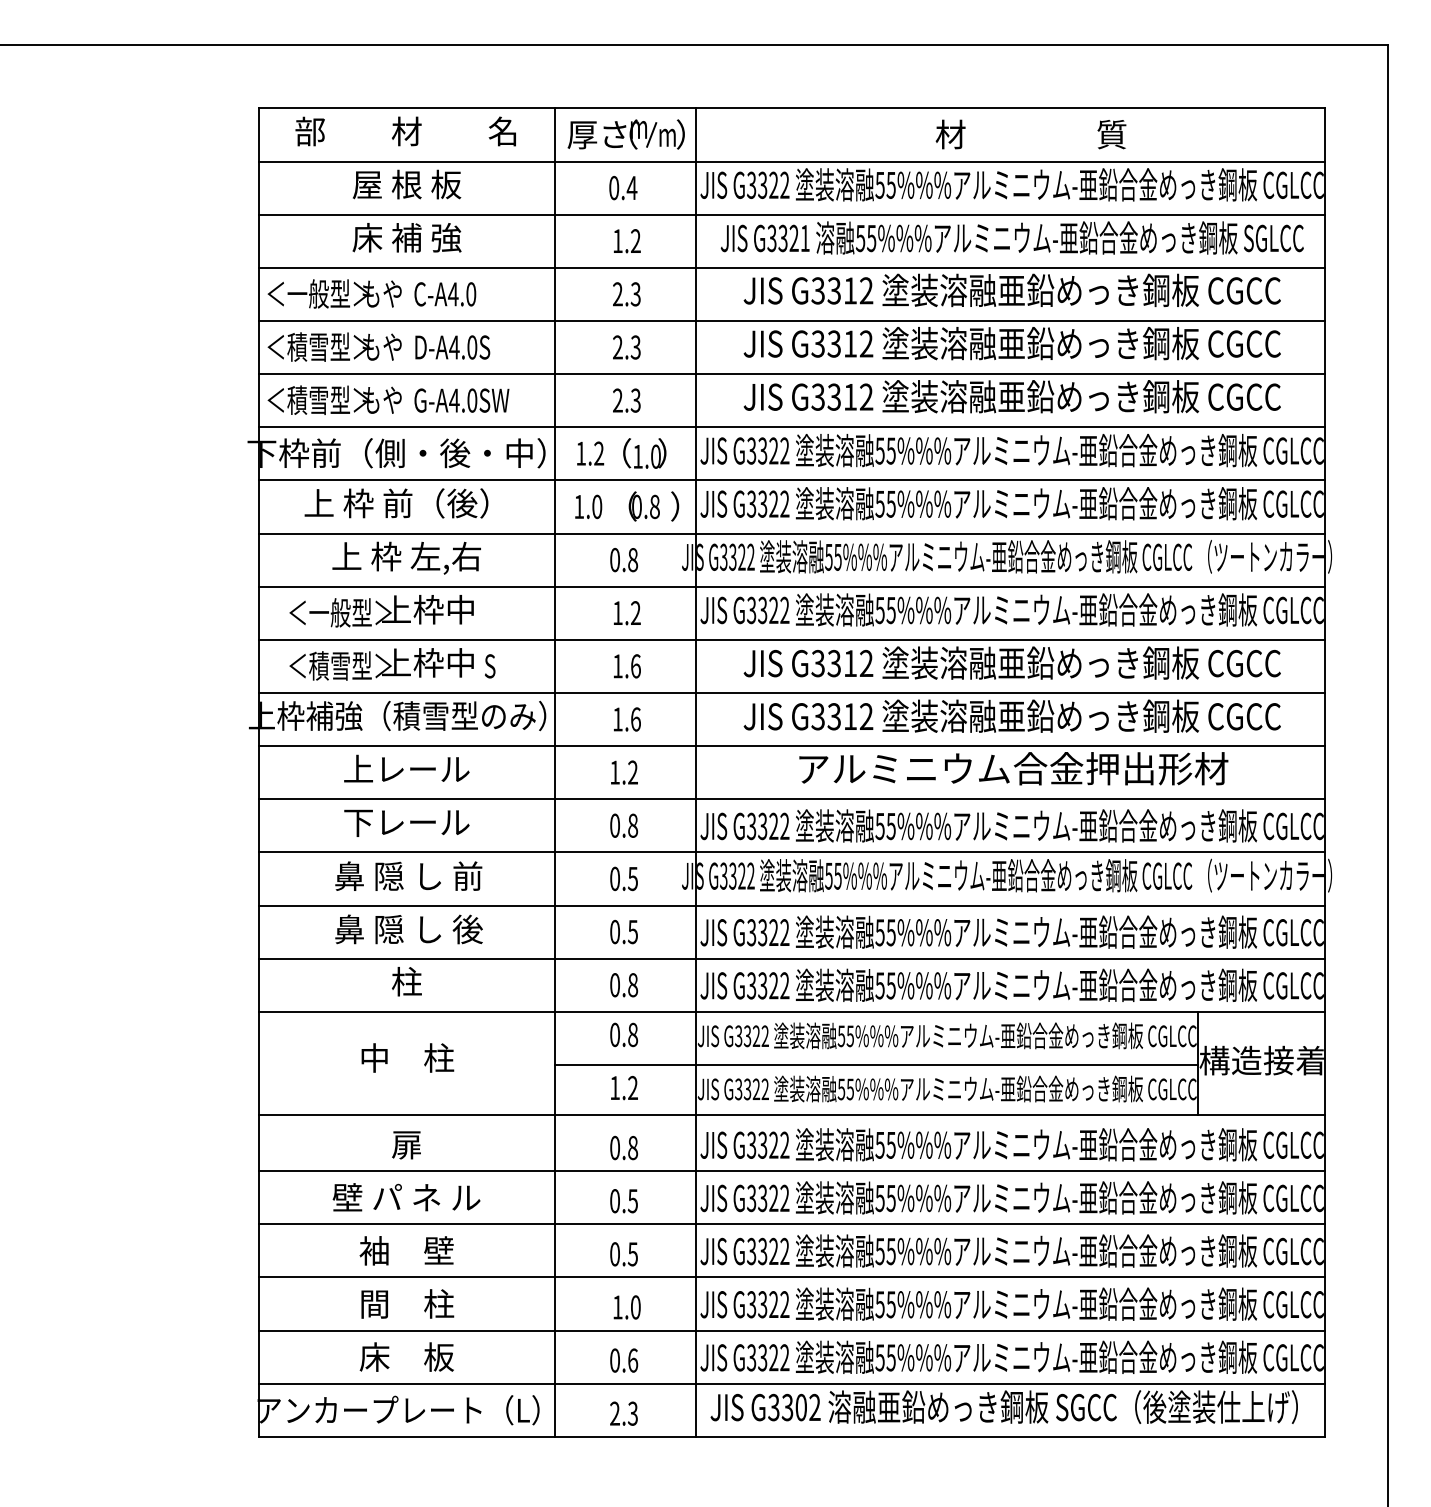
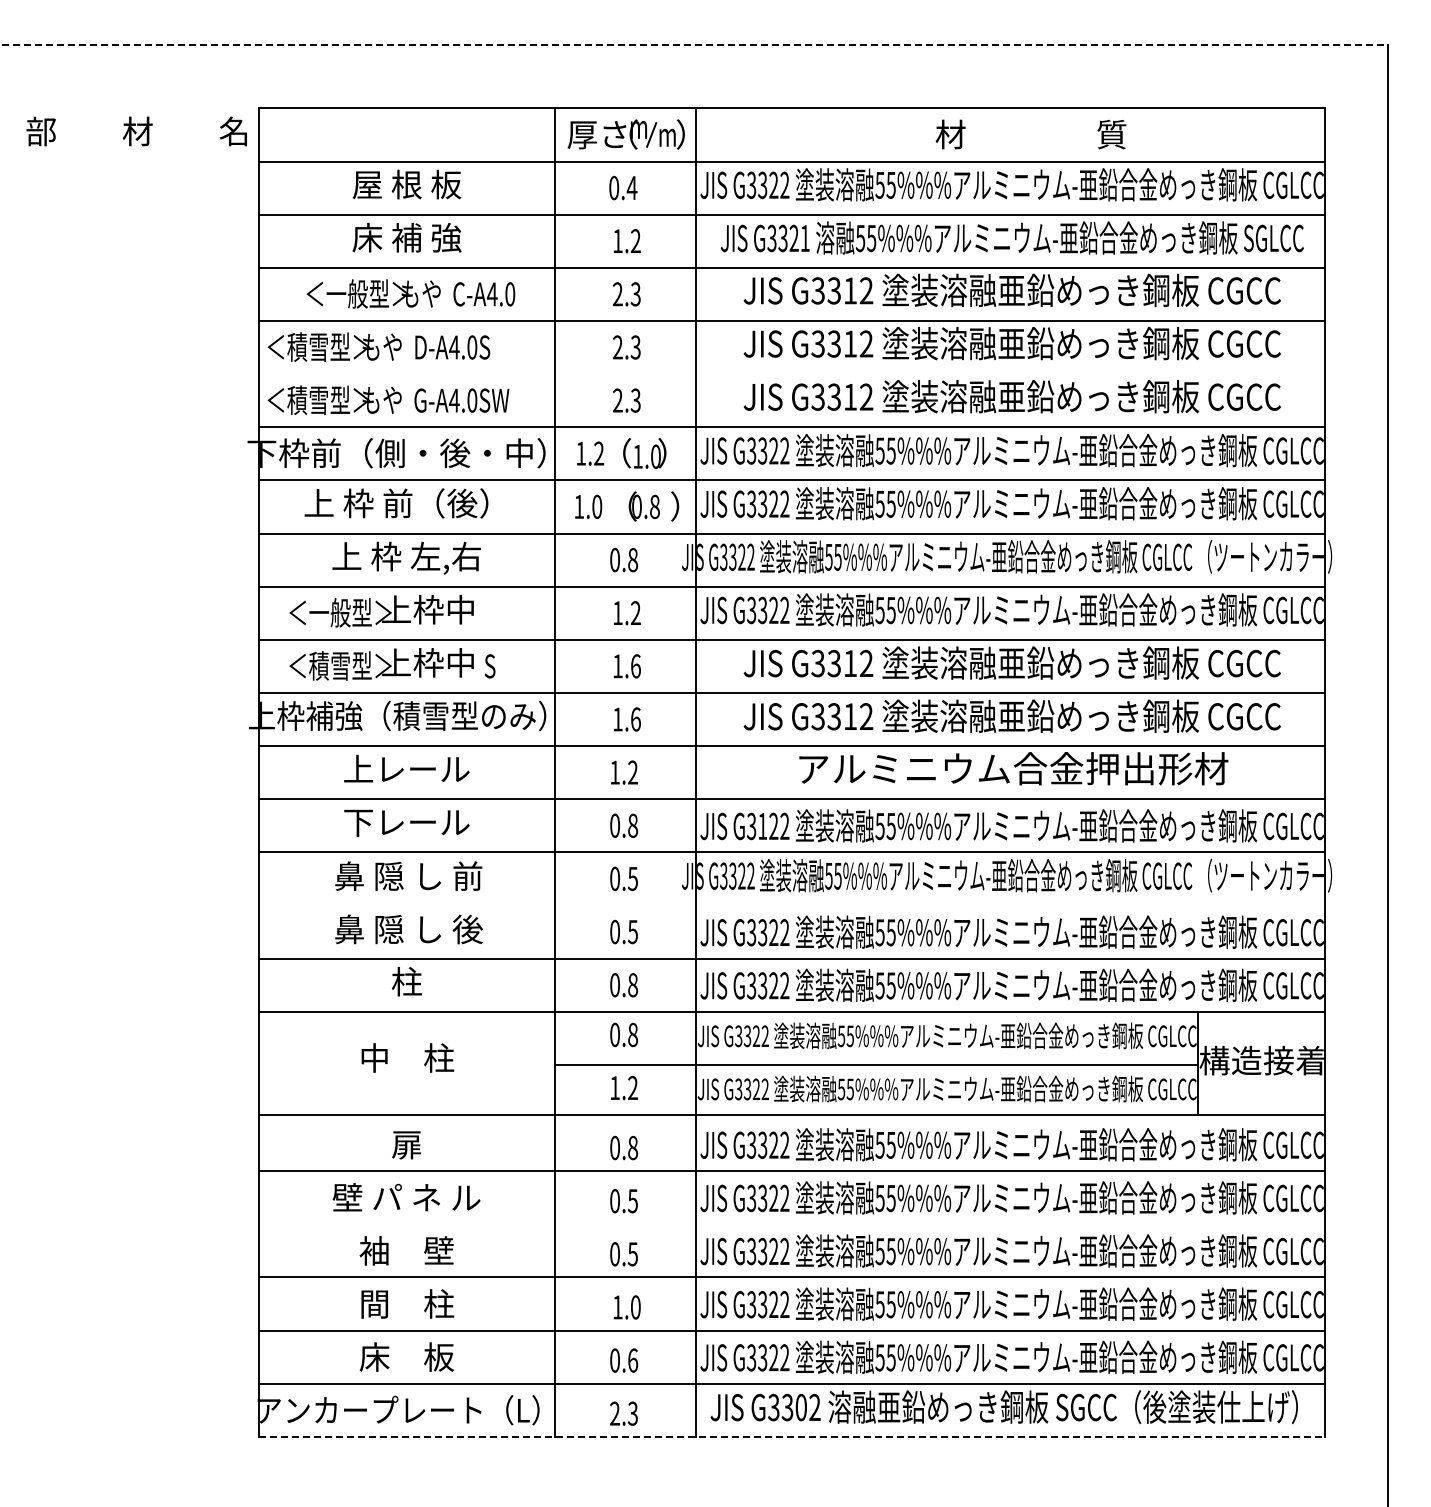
line: solid -> dashed (694, 45)
text position: (405, 131) -> (136, 131) (136, 131)
text position: (371, 293) -> (410, 293) (410, 293)
line: present -> none (792, 374)
text: G3322 -> G3122 (762, 826)
line: present -> none (792, 905)
line: present -> none (792, 1224)
line: solid -> dashed (792, 1436)
